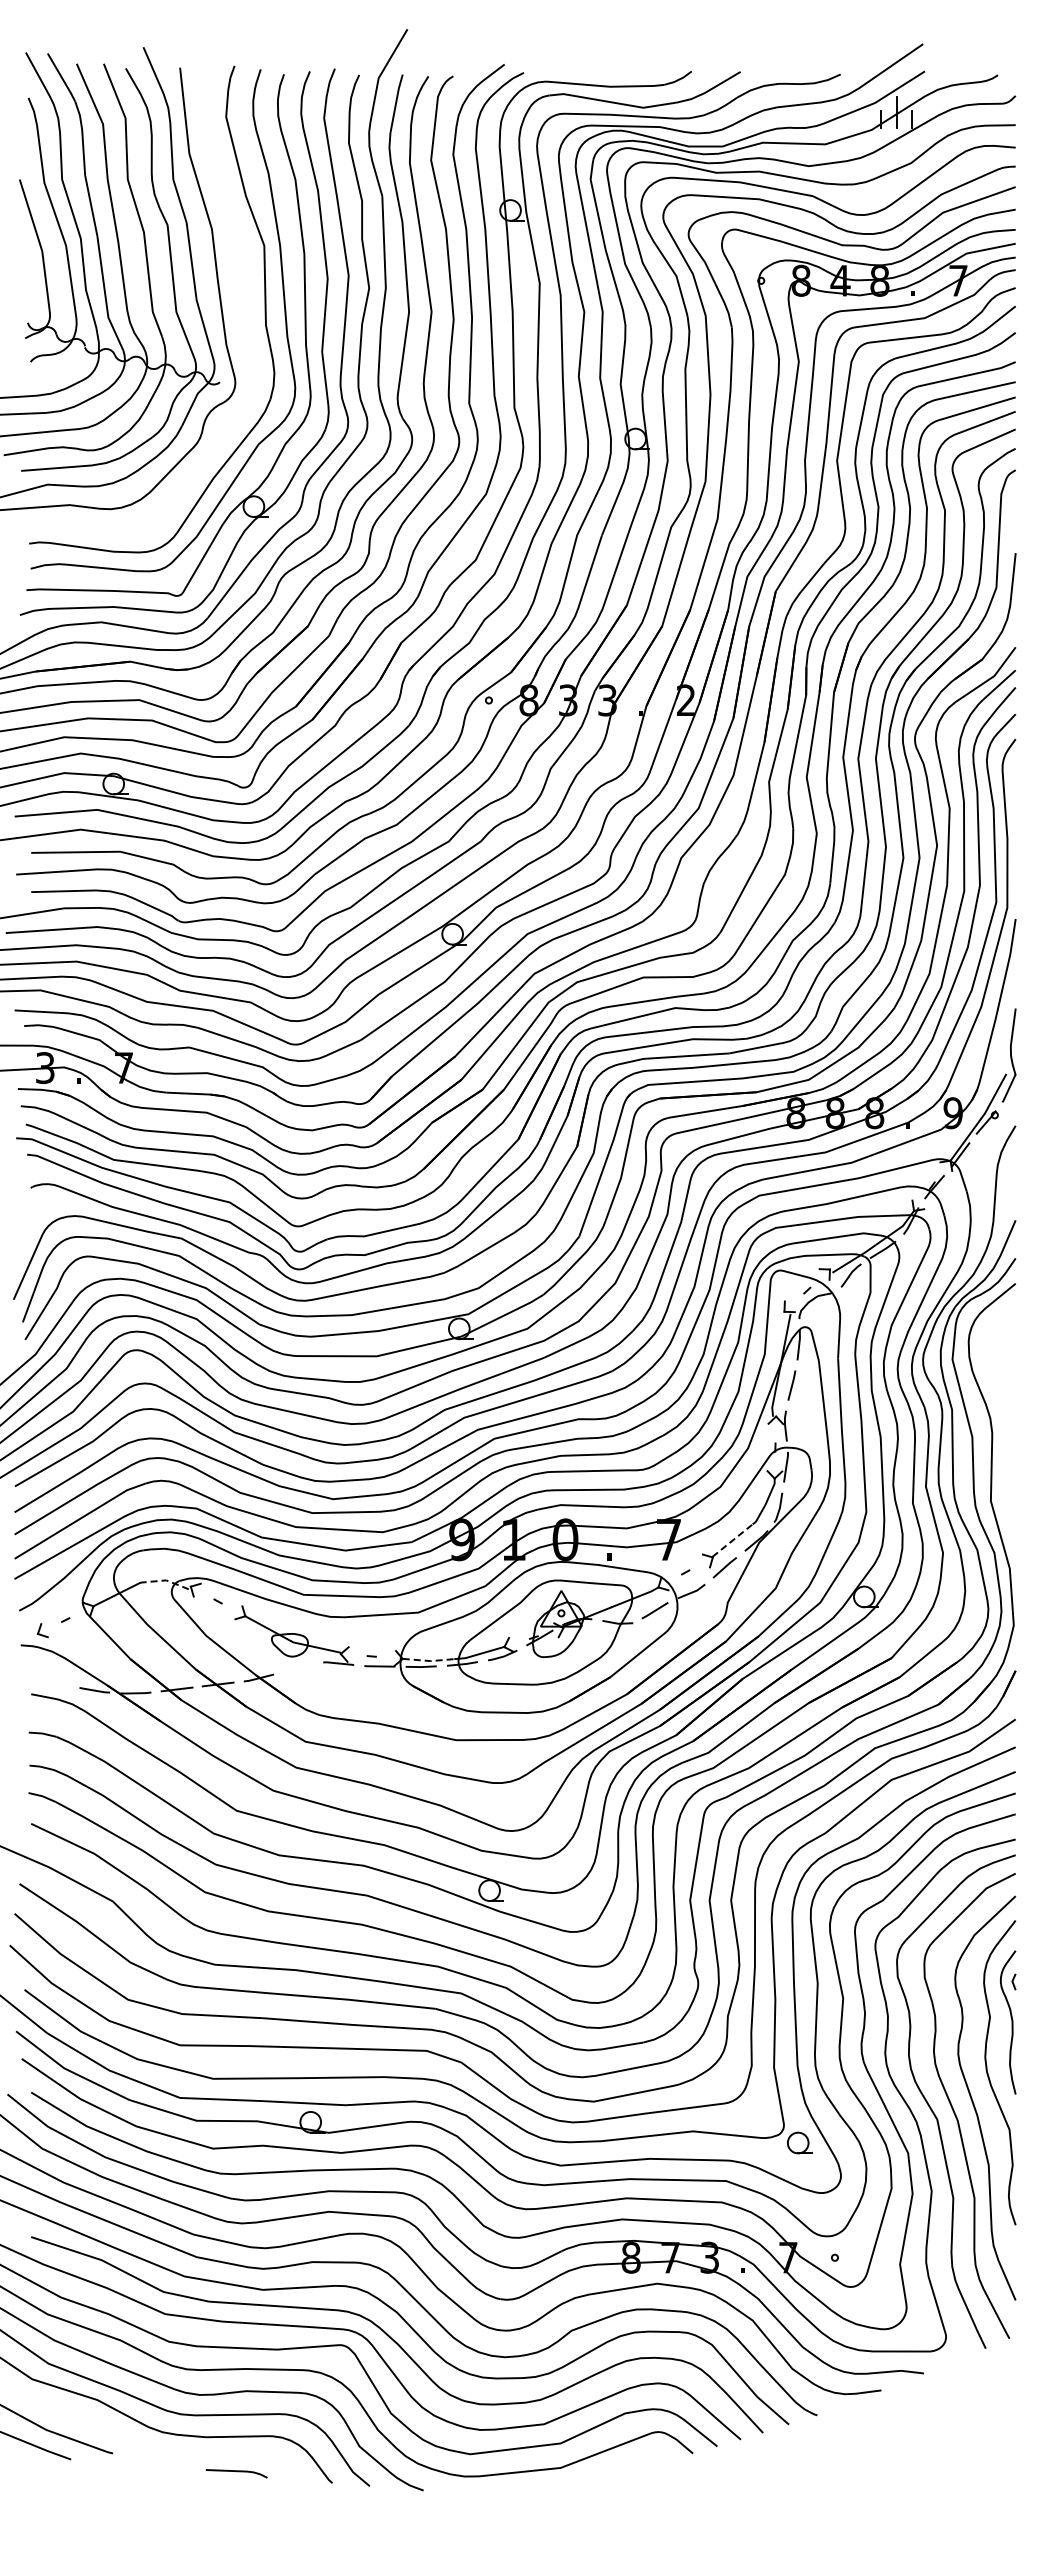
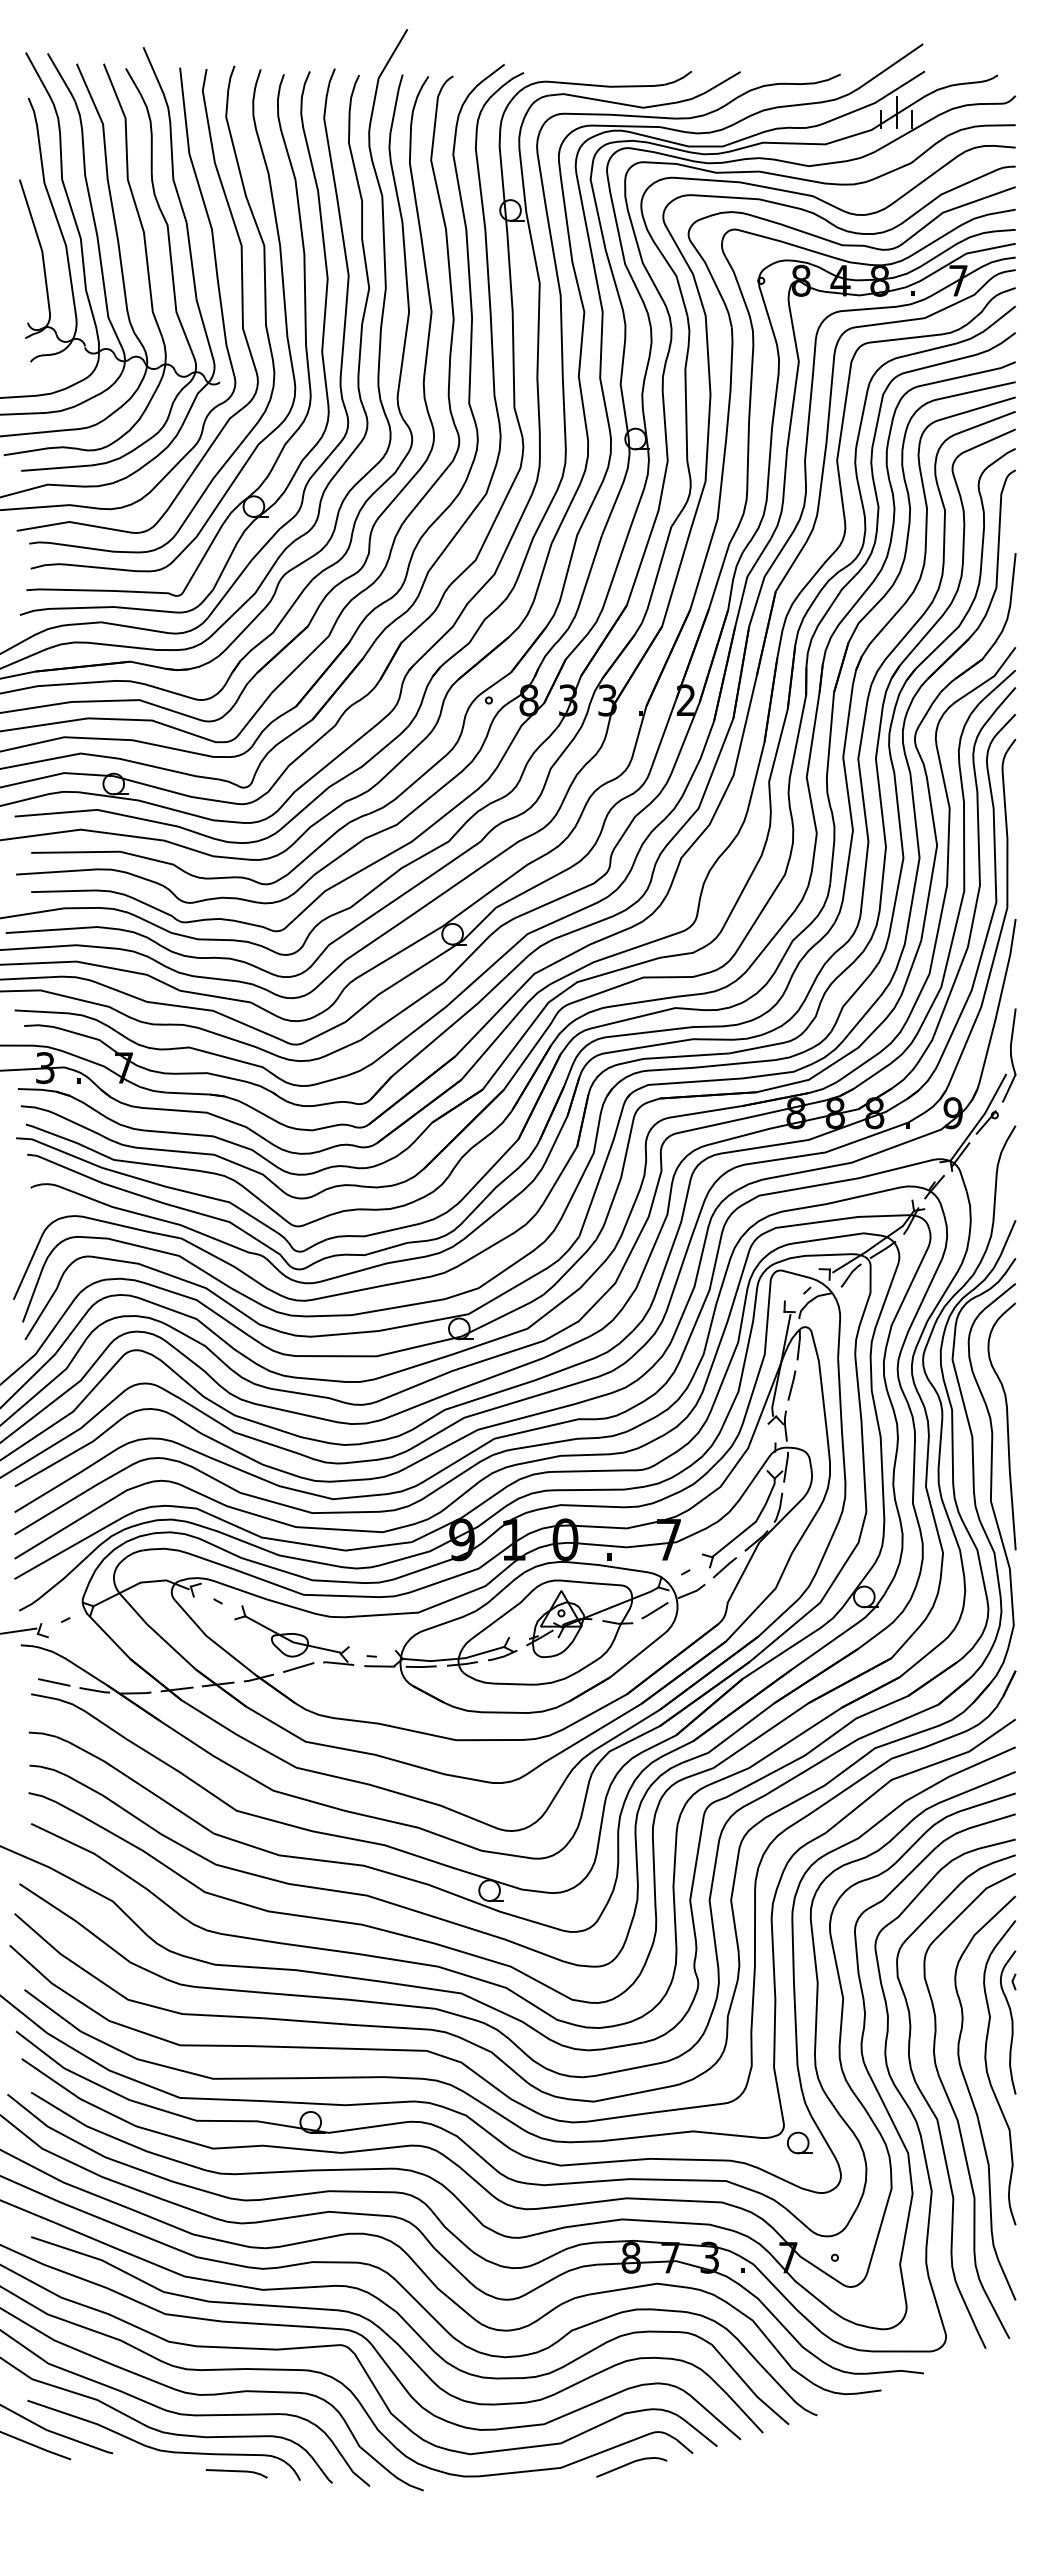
part: none -> present (241, 301)
curve: none -> present (1006, 1426)
line: dashed -> solid (732, 1540)
line: dashed -> solid (165, 1580)
line: none -> present (19, 1630)
line: dashed -> solid (428, 1660)
line: none -> present (298, 1667)
line: none -> present (54, 1682)
curve: none -> present (162, 2449)
curve: none -> present (630, 2464)
